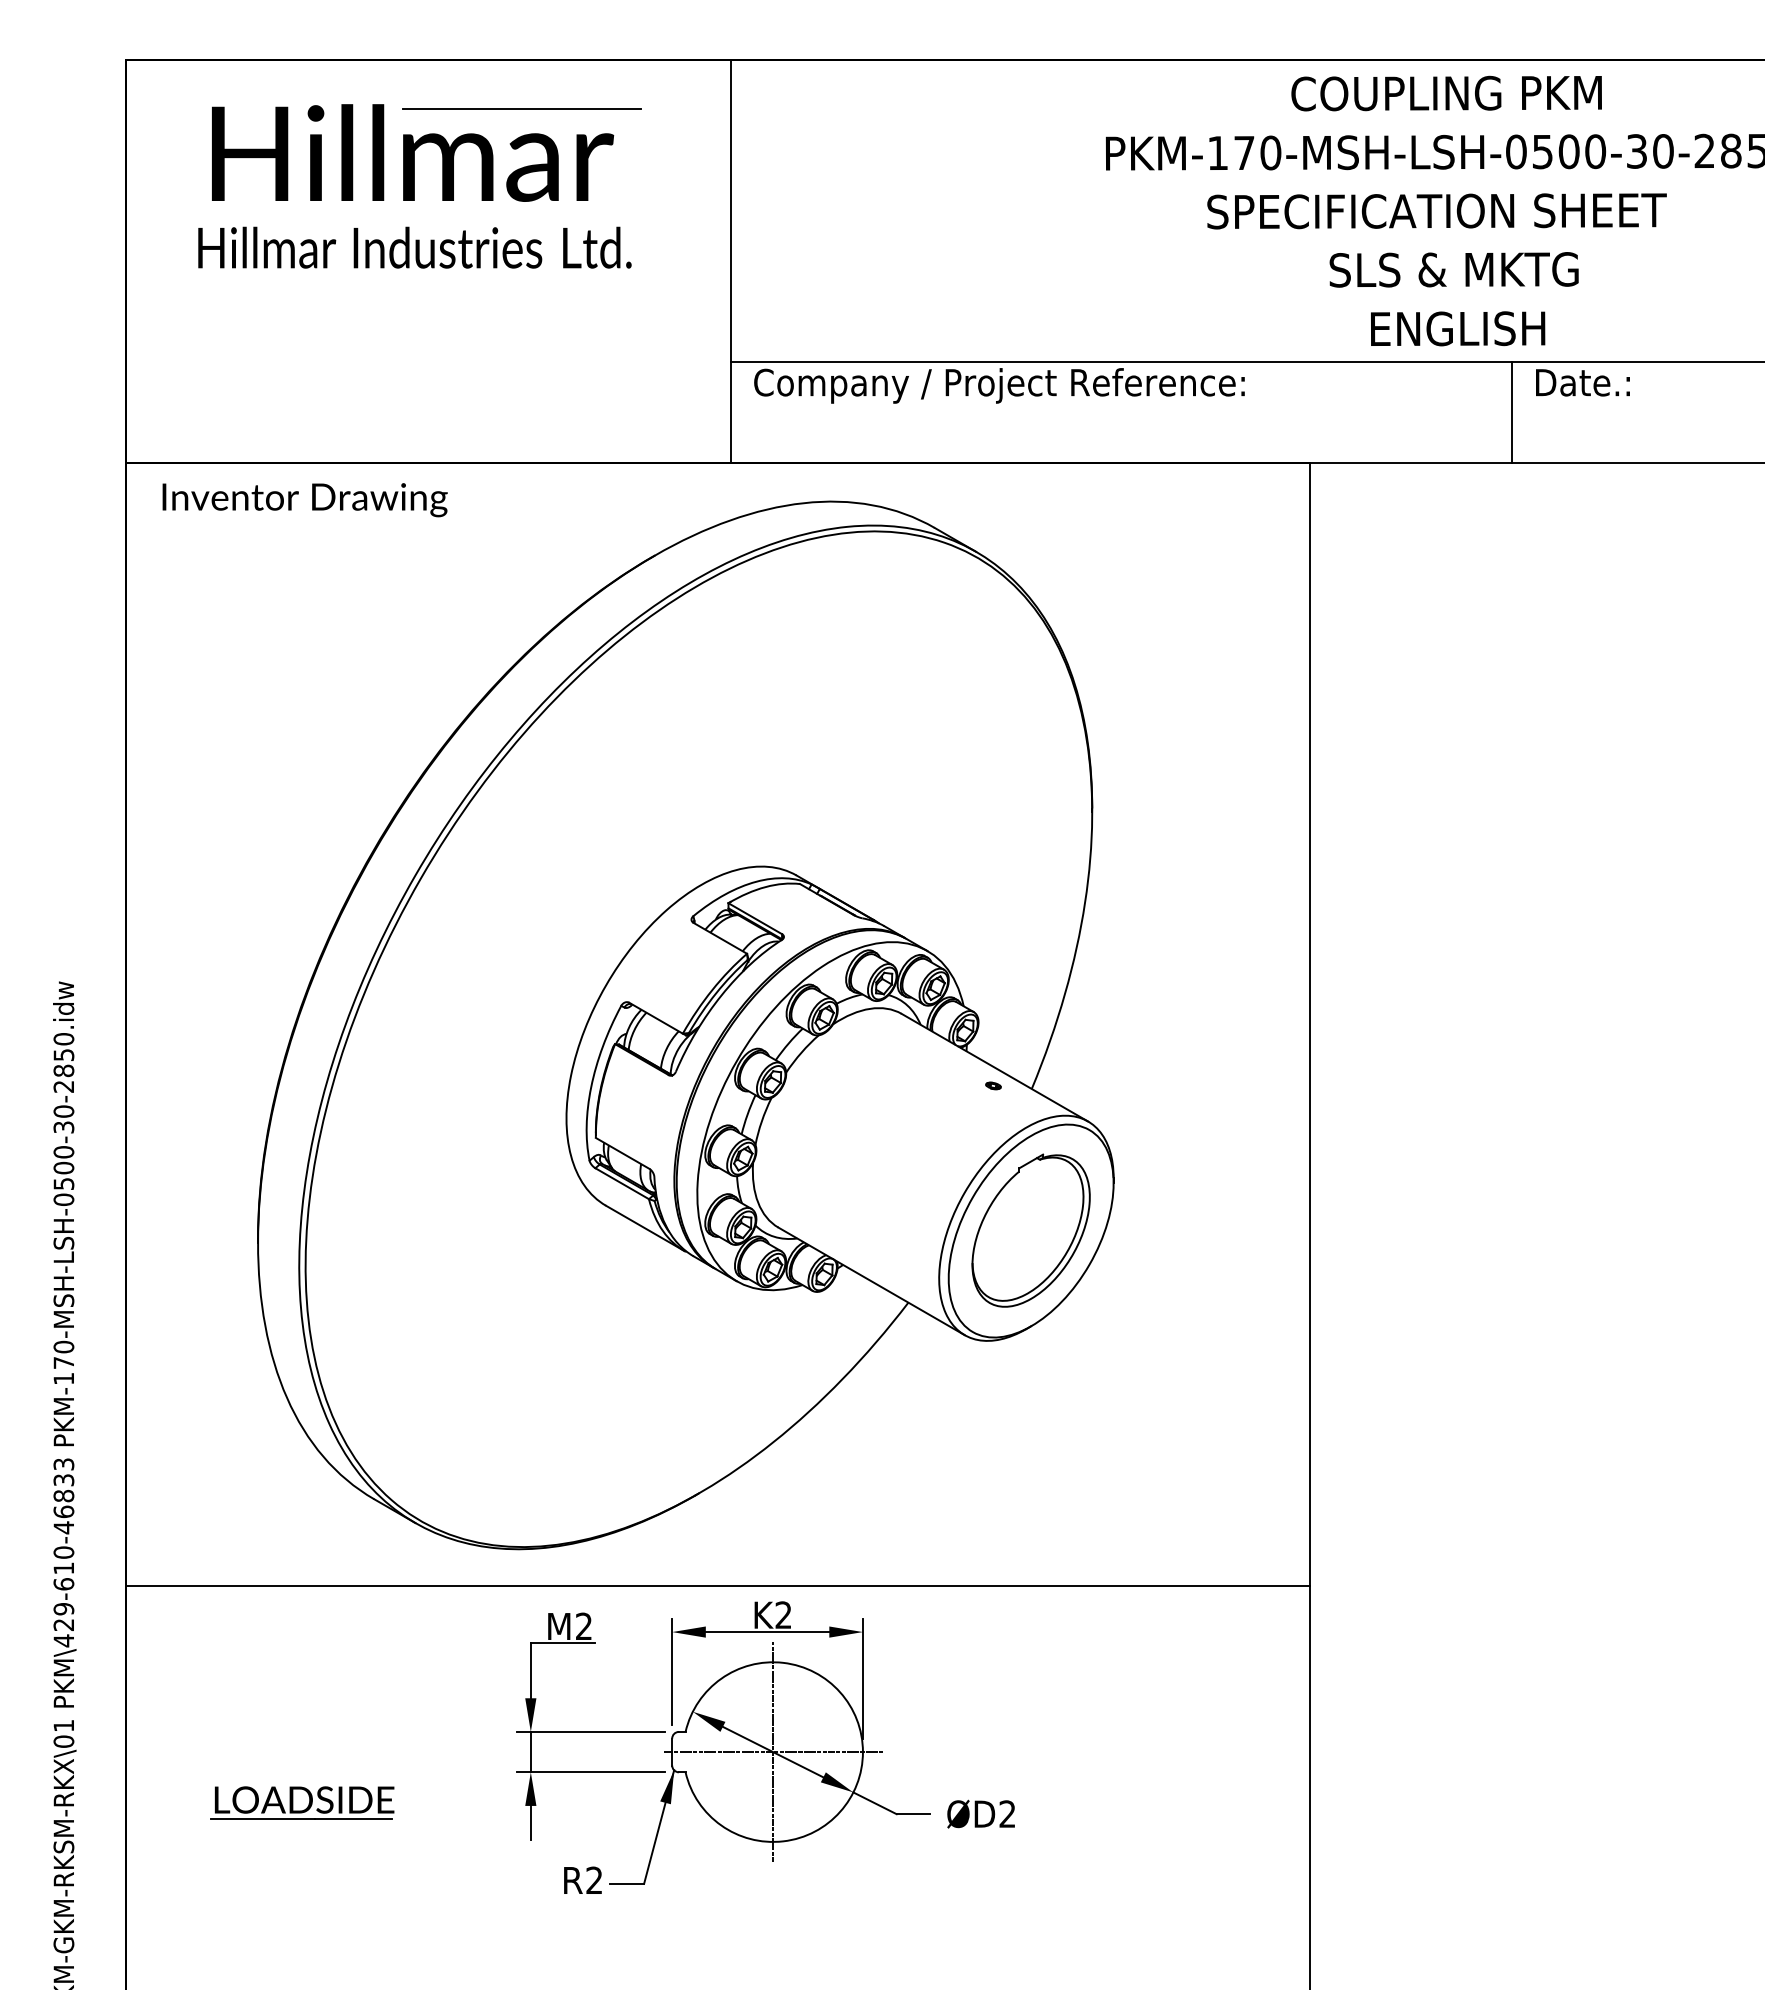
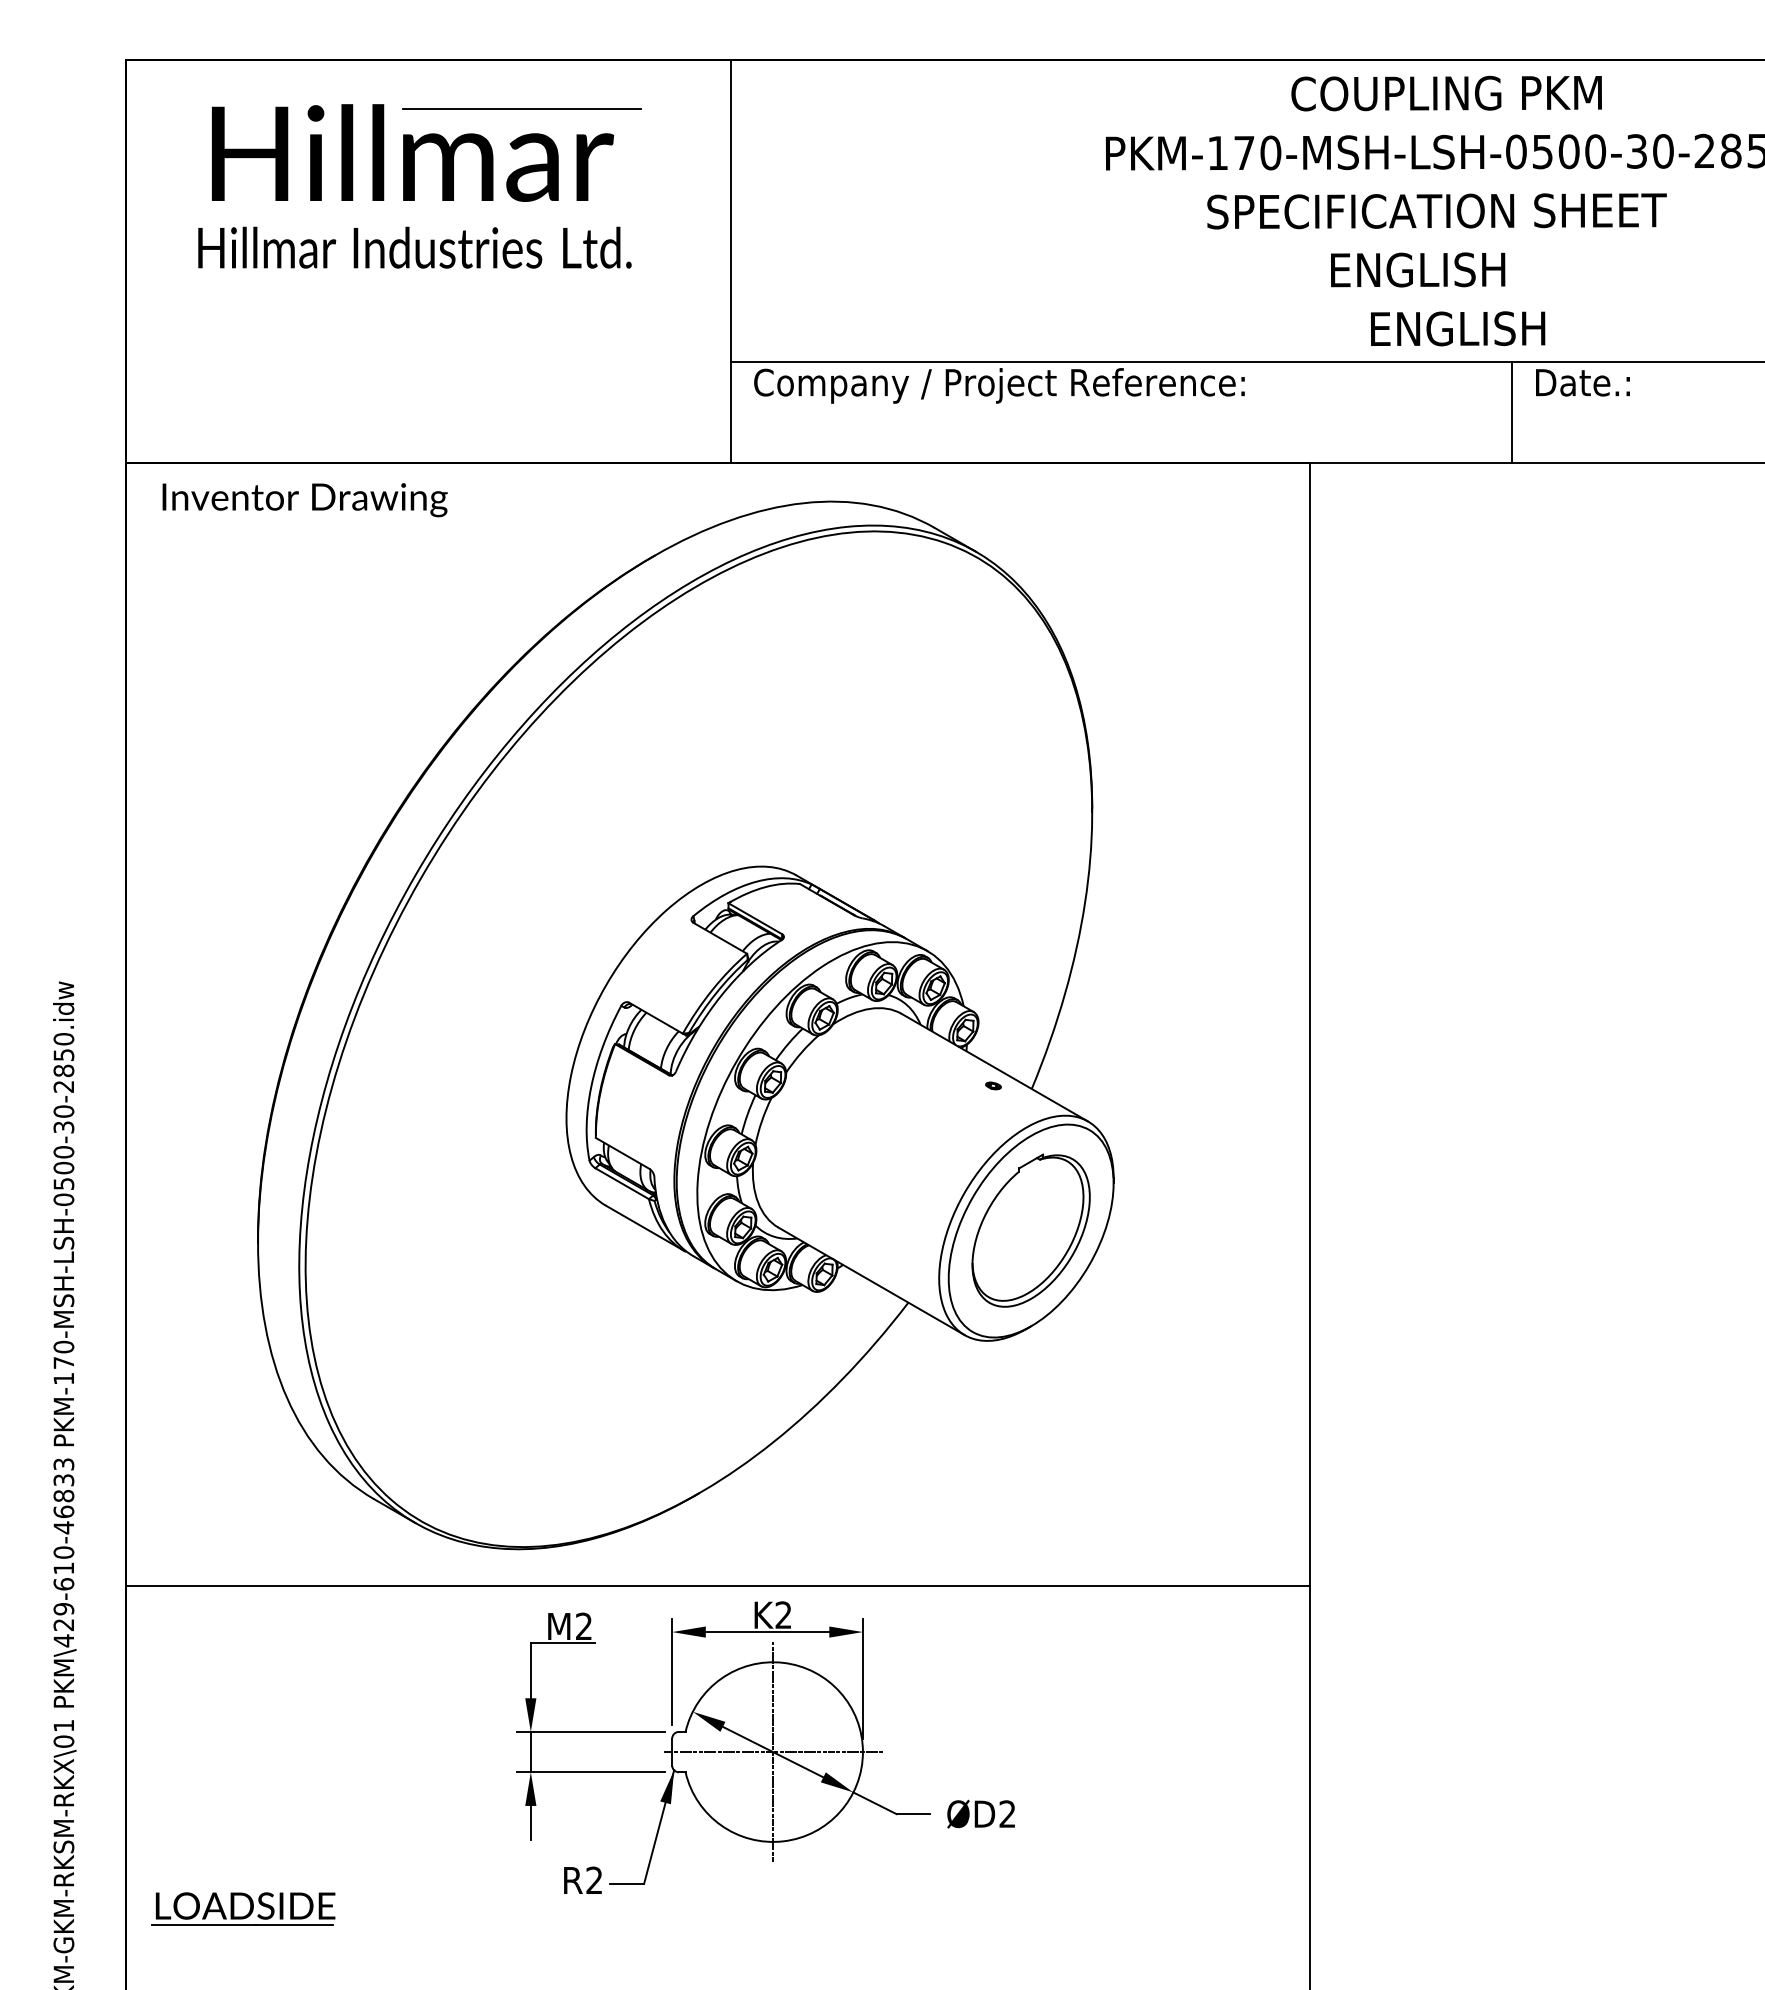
text: SLS & MKTG -> ENGLISH (1453, 269)
part position: (302, 1802) -> (243, 1908) (243, 1908)
